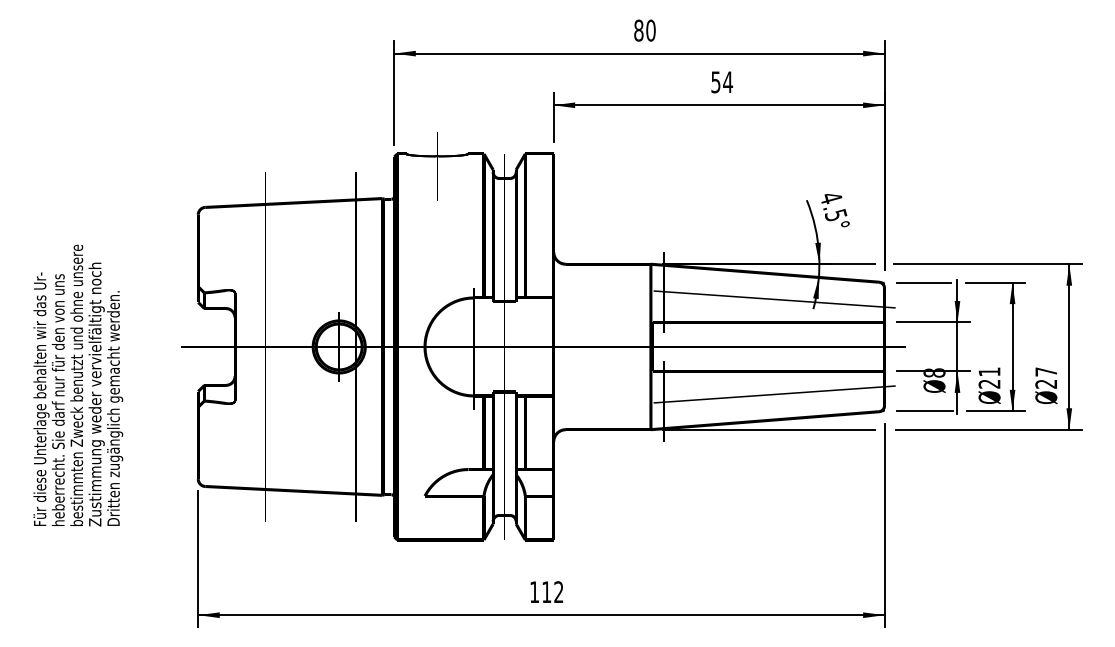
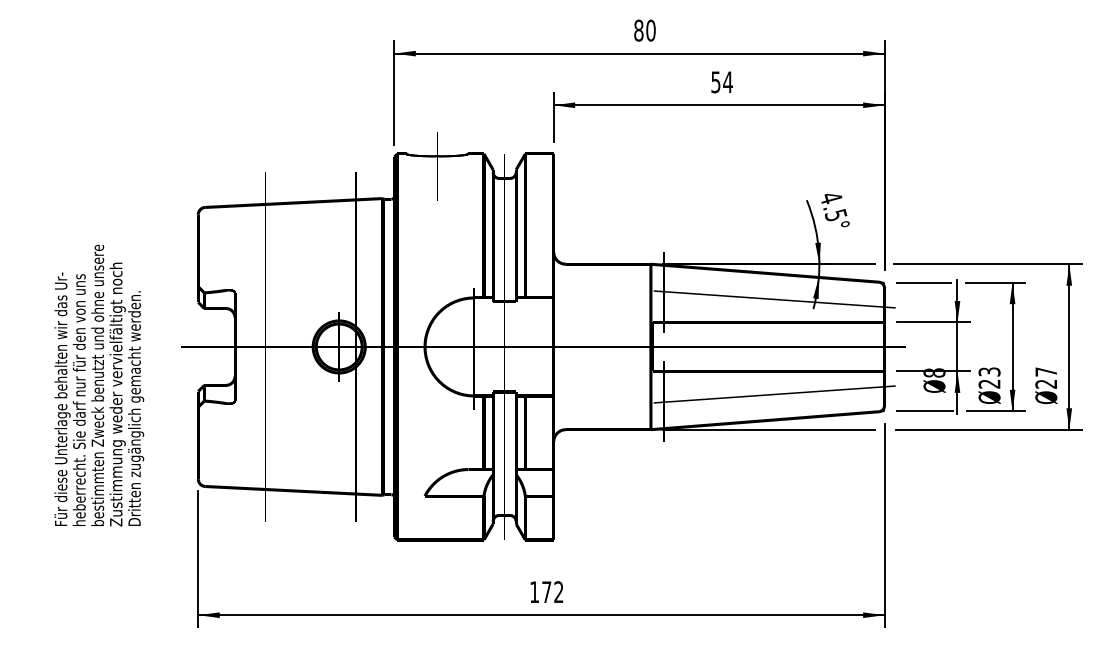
text: 21 -> 23 (989, 371)
text position: (78, 385) -> (99, 385) (99, 385)
text: 112 -> 172 (546, 591)
